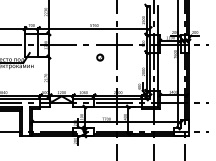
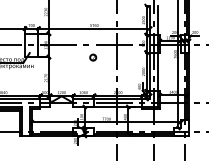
part position: (100, 57) -> (93, 57) (93, 57)
